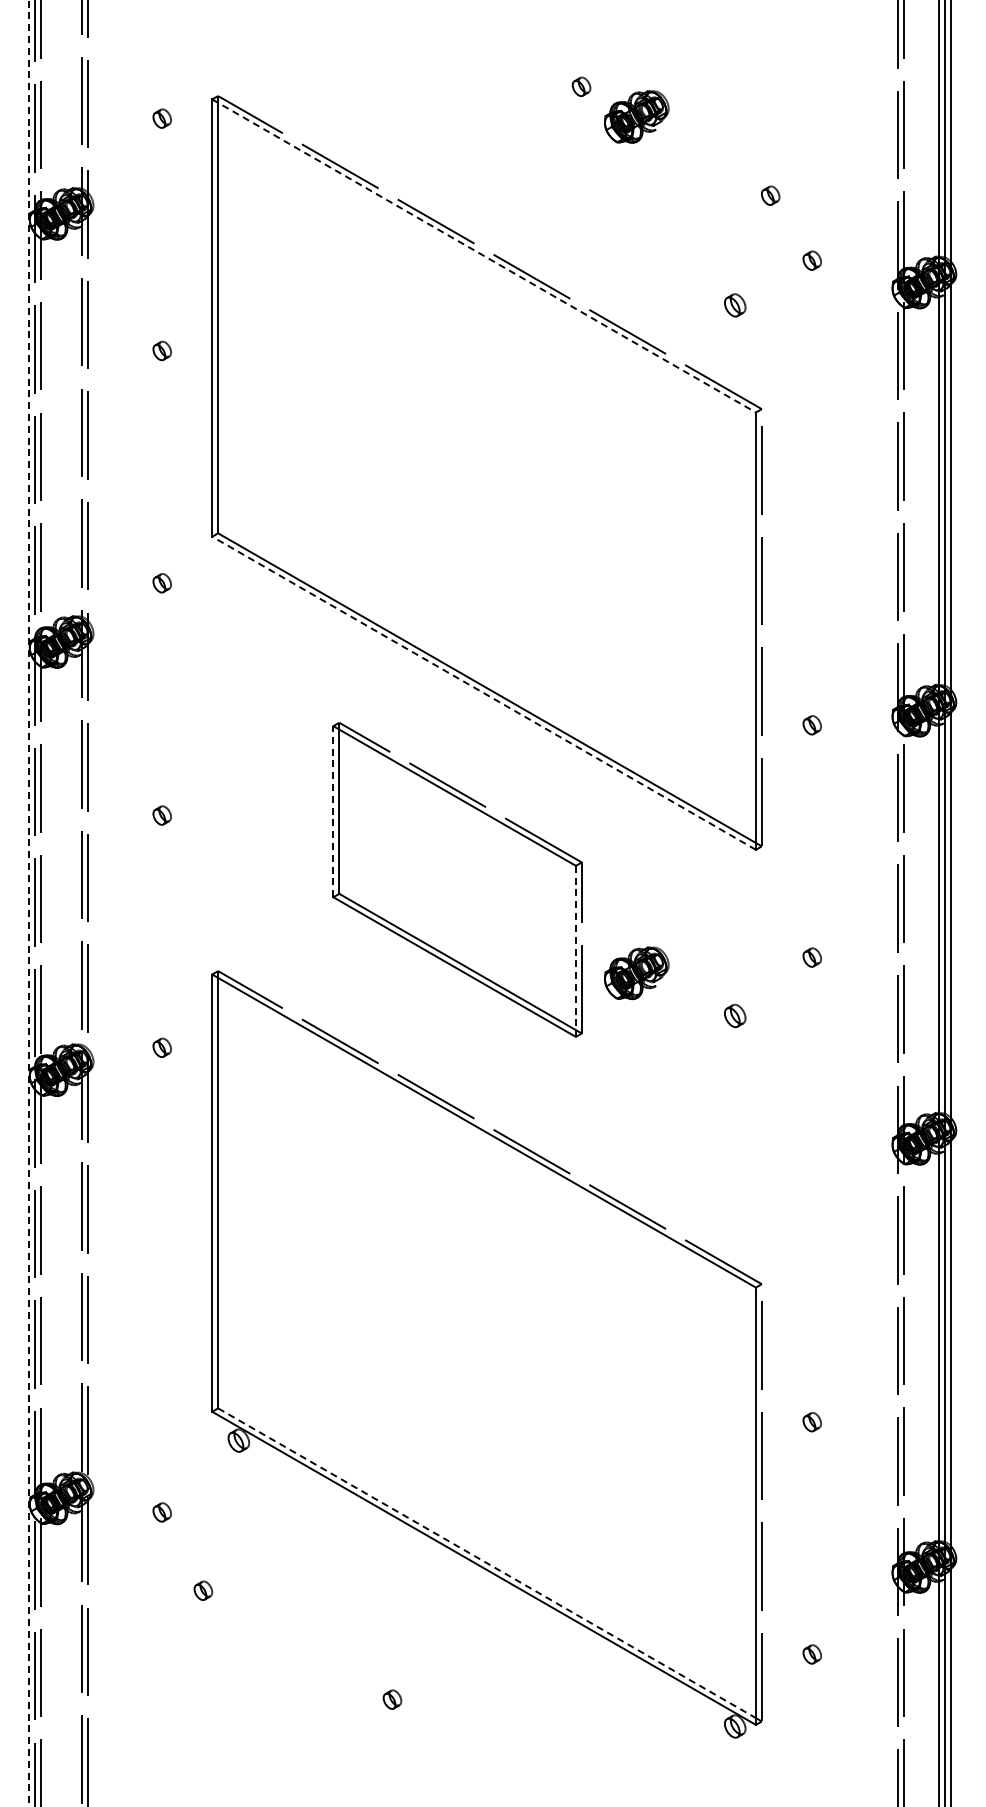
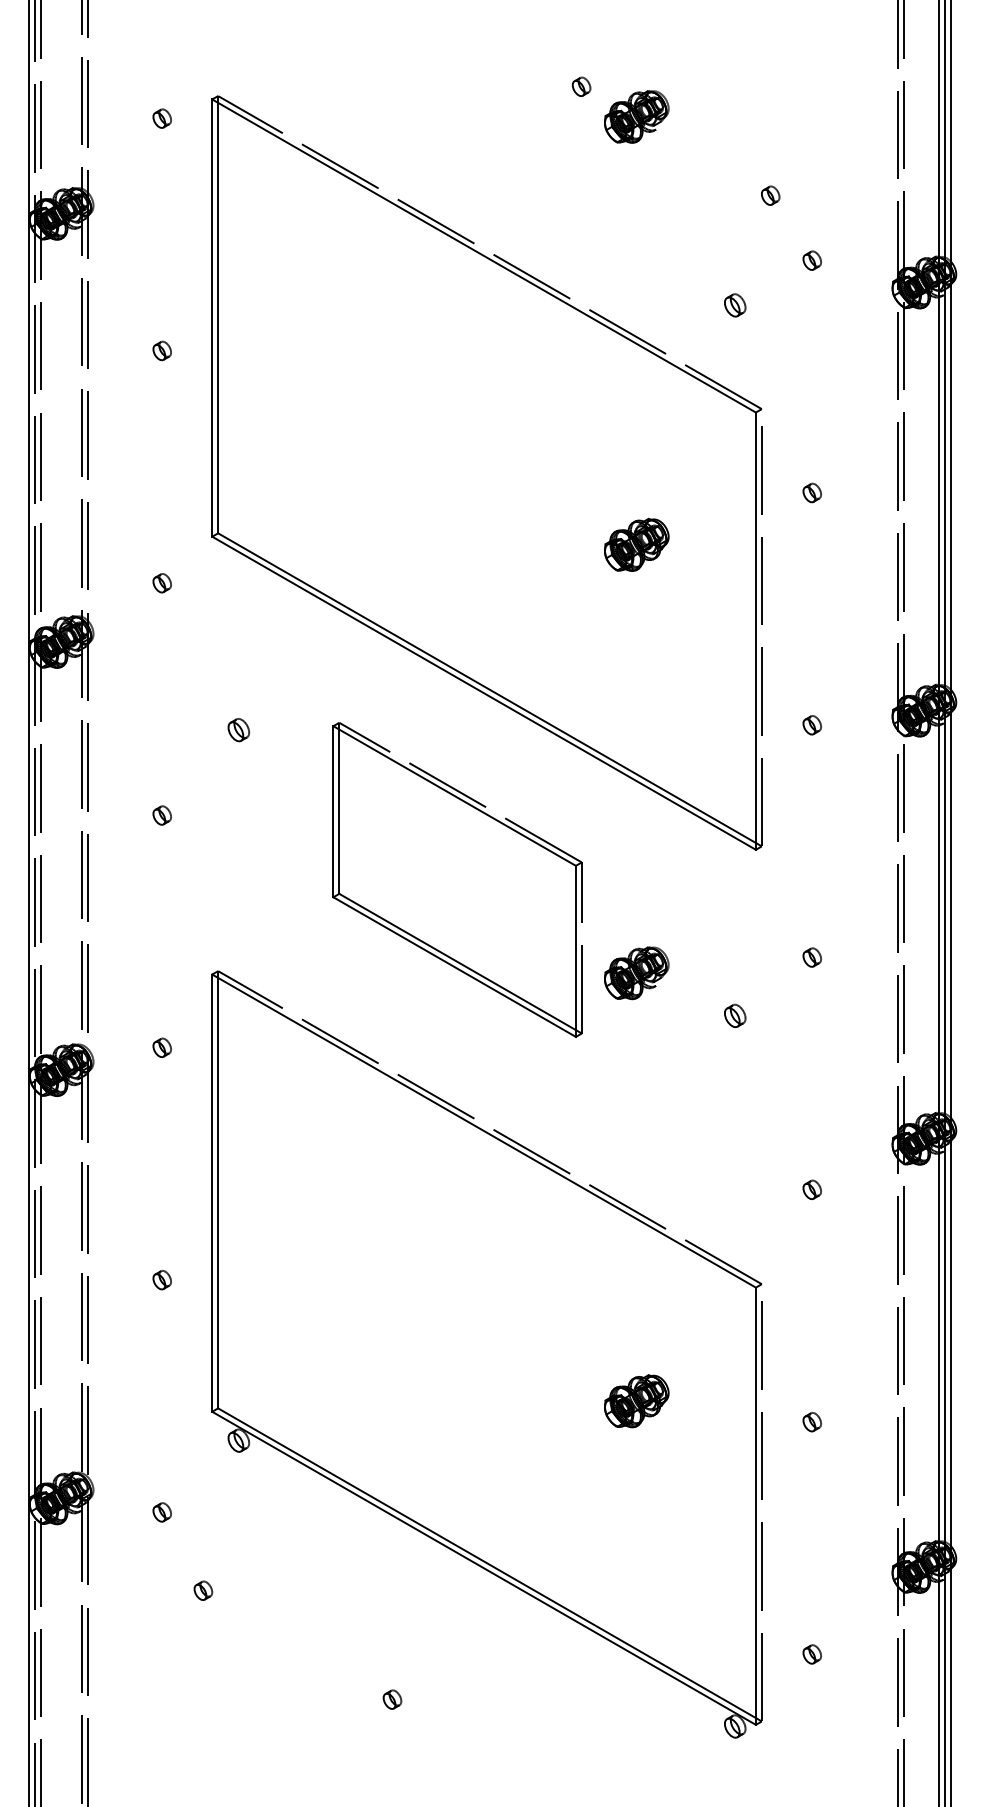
line: dashed -> solid (484, 256)
part: none -> present (811, 492)
part: none -> present (636, 544)
line: dashed -> solid (484, 693)
part: none -> present (238, 730)
line: dashed -> solid (333, 811)
line: dashed -> solid (29, 903)
line: dashed -> solid (575, 951)
part: none -> present (811, 1189)
part: none -> present (161, 1279)
part: none -> present (636, 1401)
line: dashed -> solid (487, 1563)
